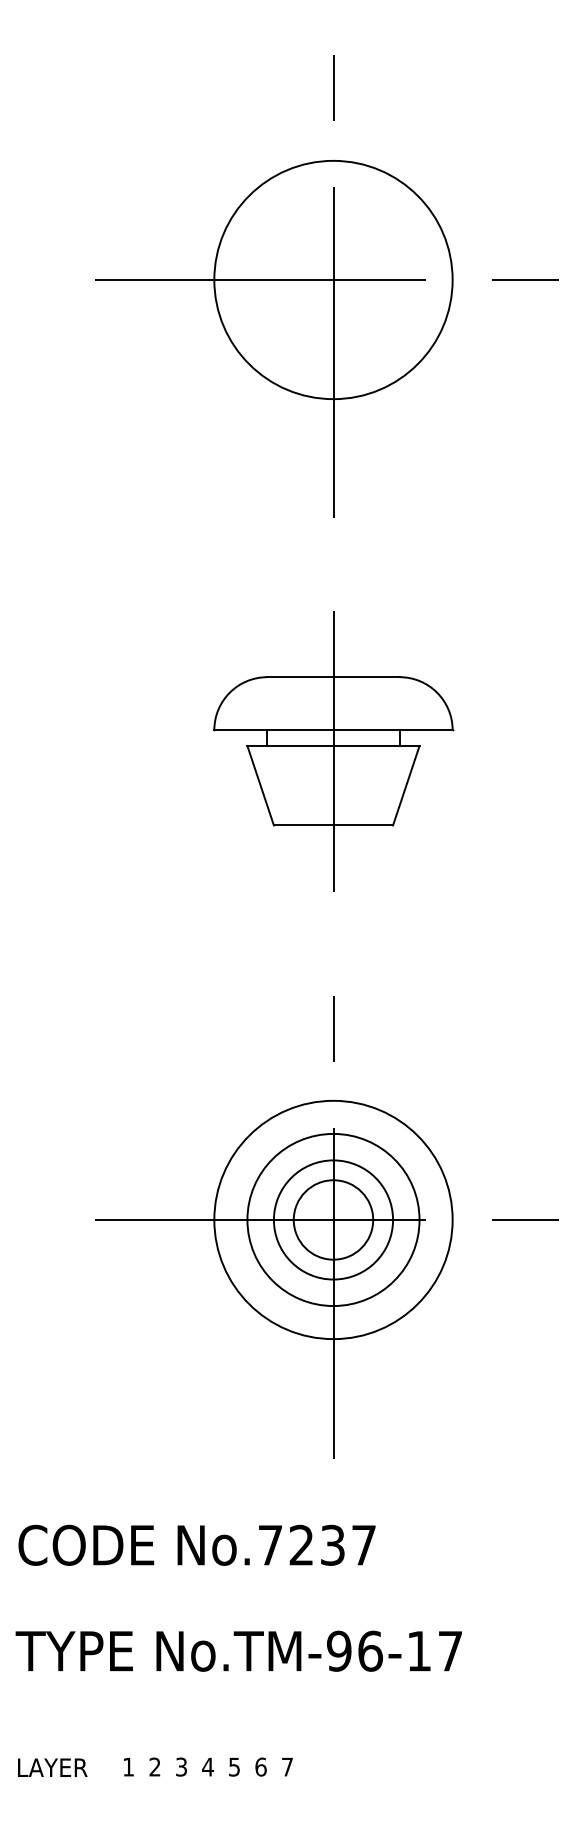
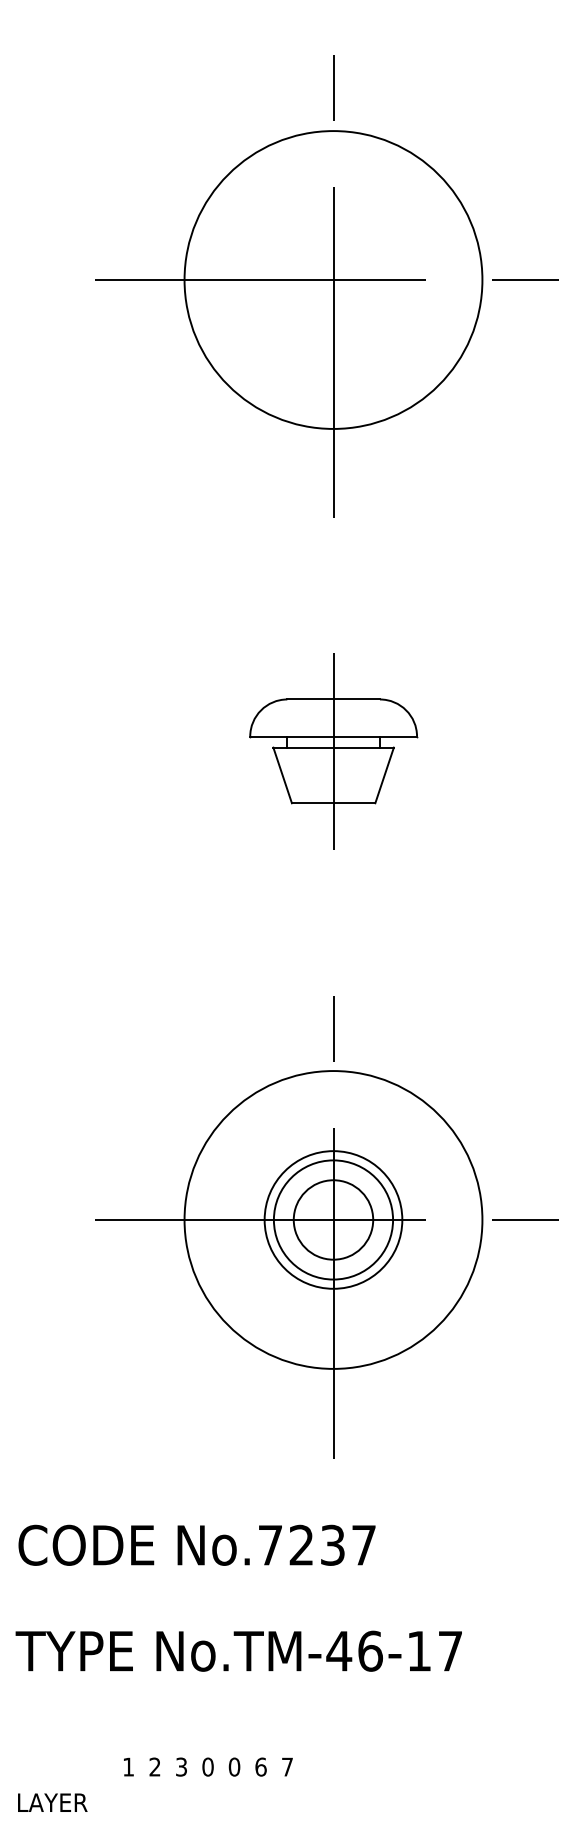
circle diameter: 238 px -> 298 px (333, 279)
part size: 242x281 px -> 170x197 px (333, 751)
circle diameter: 172 px -> 138 px (333, 1219)
circle diameter: 238 px -> 298 px (333, 1219)
text: No.TM-96-17 -> No.TM-46-17 (339, 1650)
text: 4 -> 0 (208, 1766)
text: 5 -> 0 (234, 1766)
text position: (52, 1767) -> (52, 1802) (52, 1802)
